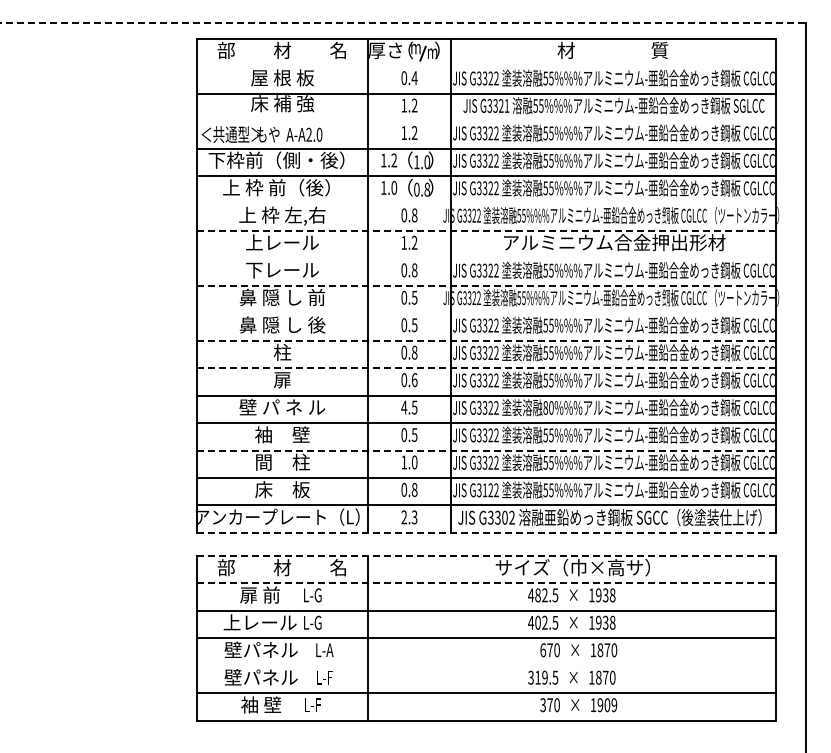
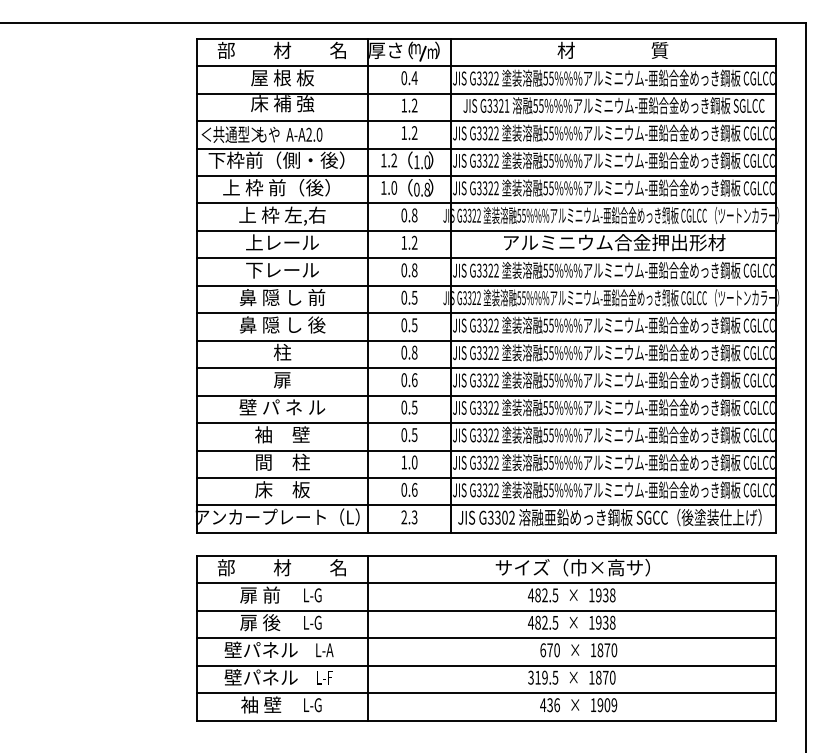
line: dashed -> solid (403, 22)
line: none -> present (485, 66)
line: none -> present (485, 121)
line: none -> present (485, 203)
line: dashed -> solid (486, 230)
line: none -> present (485, 258)
line: dashed -> solid (486, 285)
line: none -> present (485, 313)
line: dashed -> solid (486, 340)
line: dashed -> solid (486, 368)
text: 4.5 -> 0.5 (404, 407)
text: 80%%% -> 55%%% (548, 407)
line: dashed -> solid (486, 450)
text: 0.8 -> 0.6 (414, 489)
text: G3122 -> G3322 (484, 490)
line: dashed -> solid (486, 532)
line: dashed -> solid (486, 555)
line: dashed -> solid (486, 583)
text: 上レール -> 扉 後 (259, 622)
text: 402.5 -> 482.5 (537, 622)
line: none -> present (485, 665)
text: L-F -> L-G (312, 705)
text: 370 -> 436 (549, 705)
